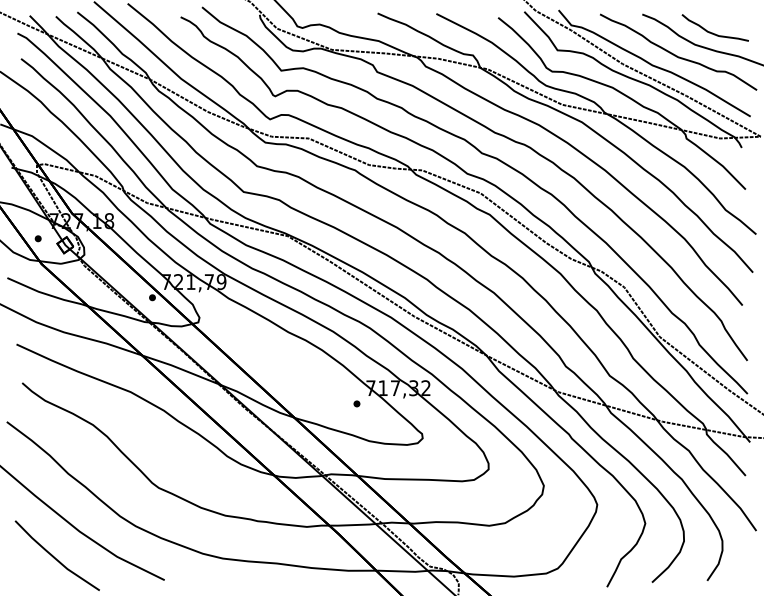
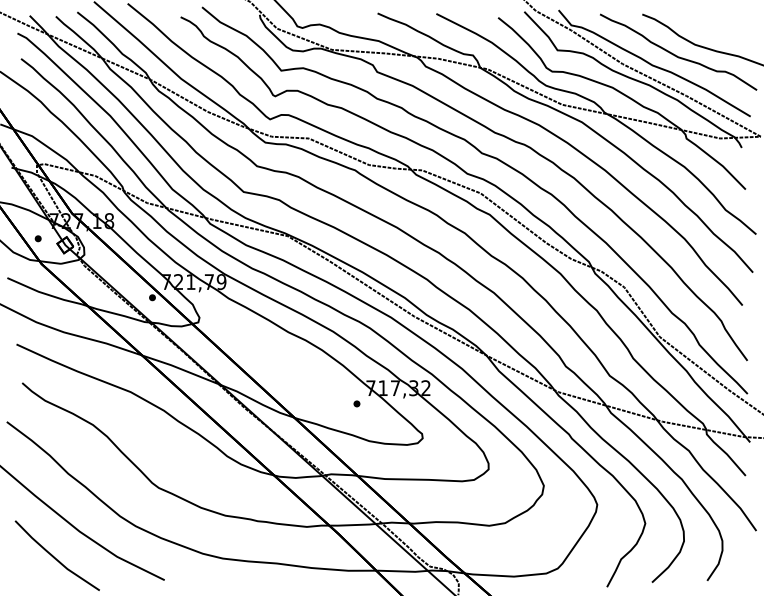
curve: present -> none (712, 32)
